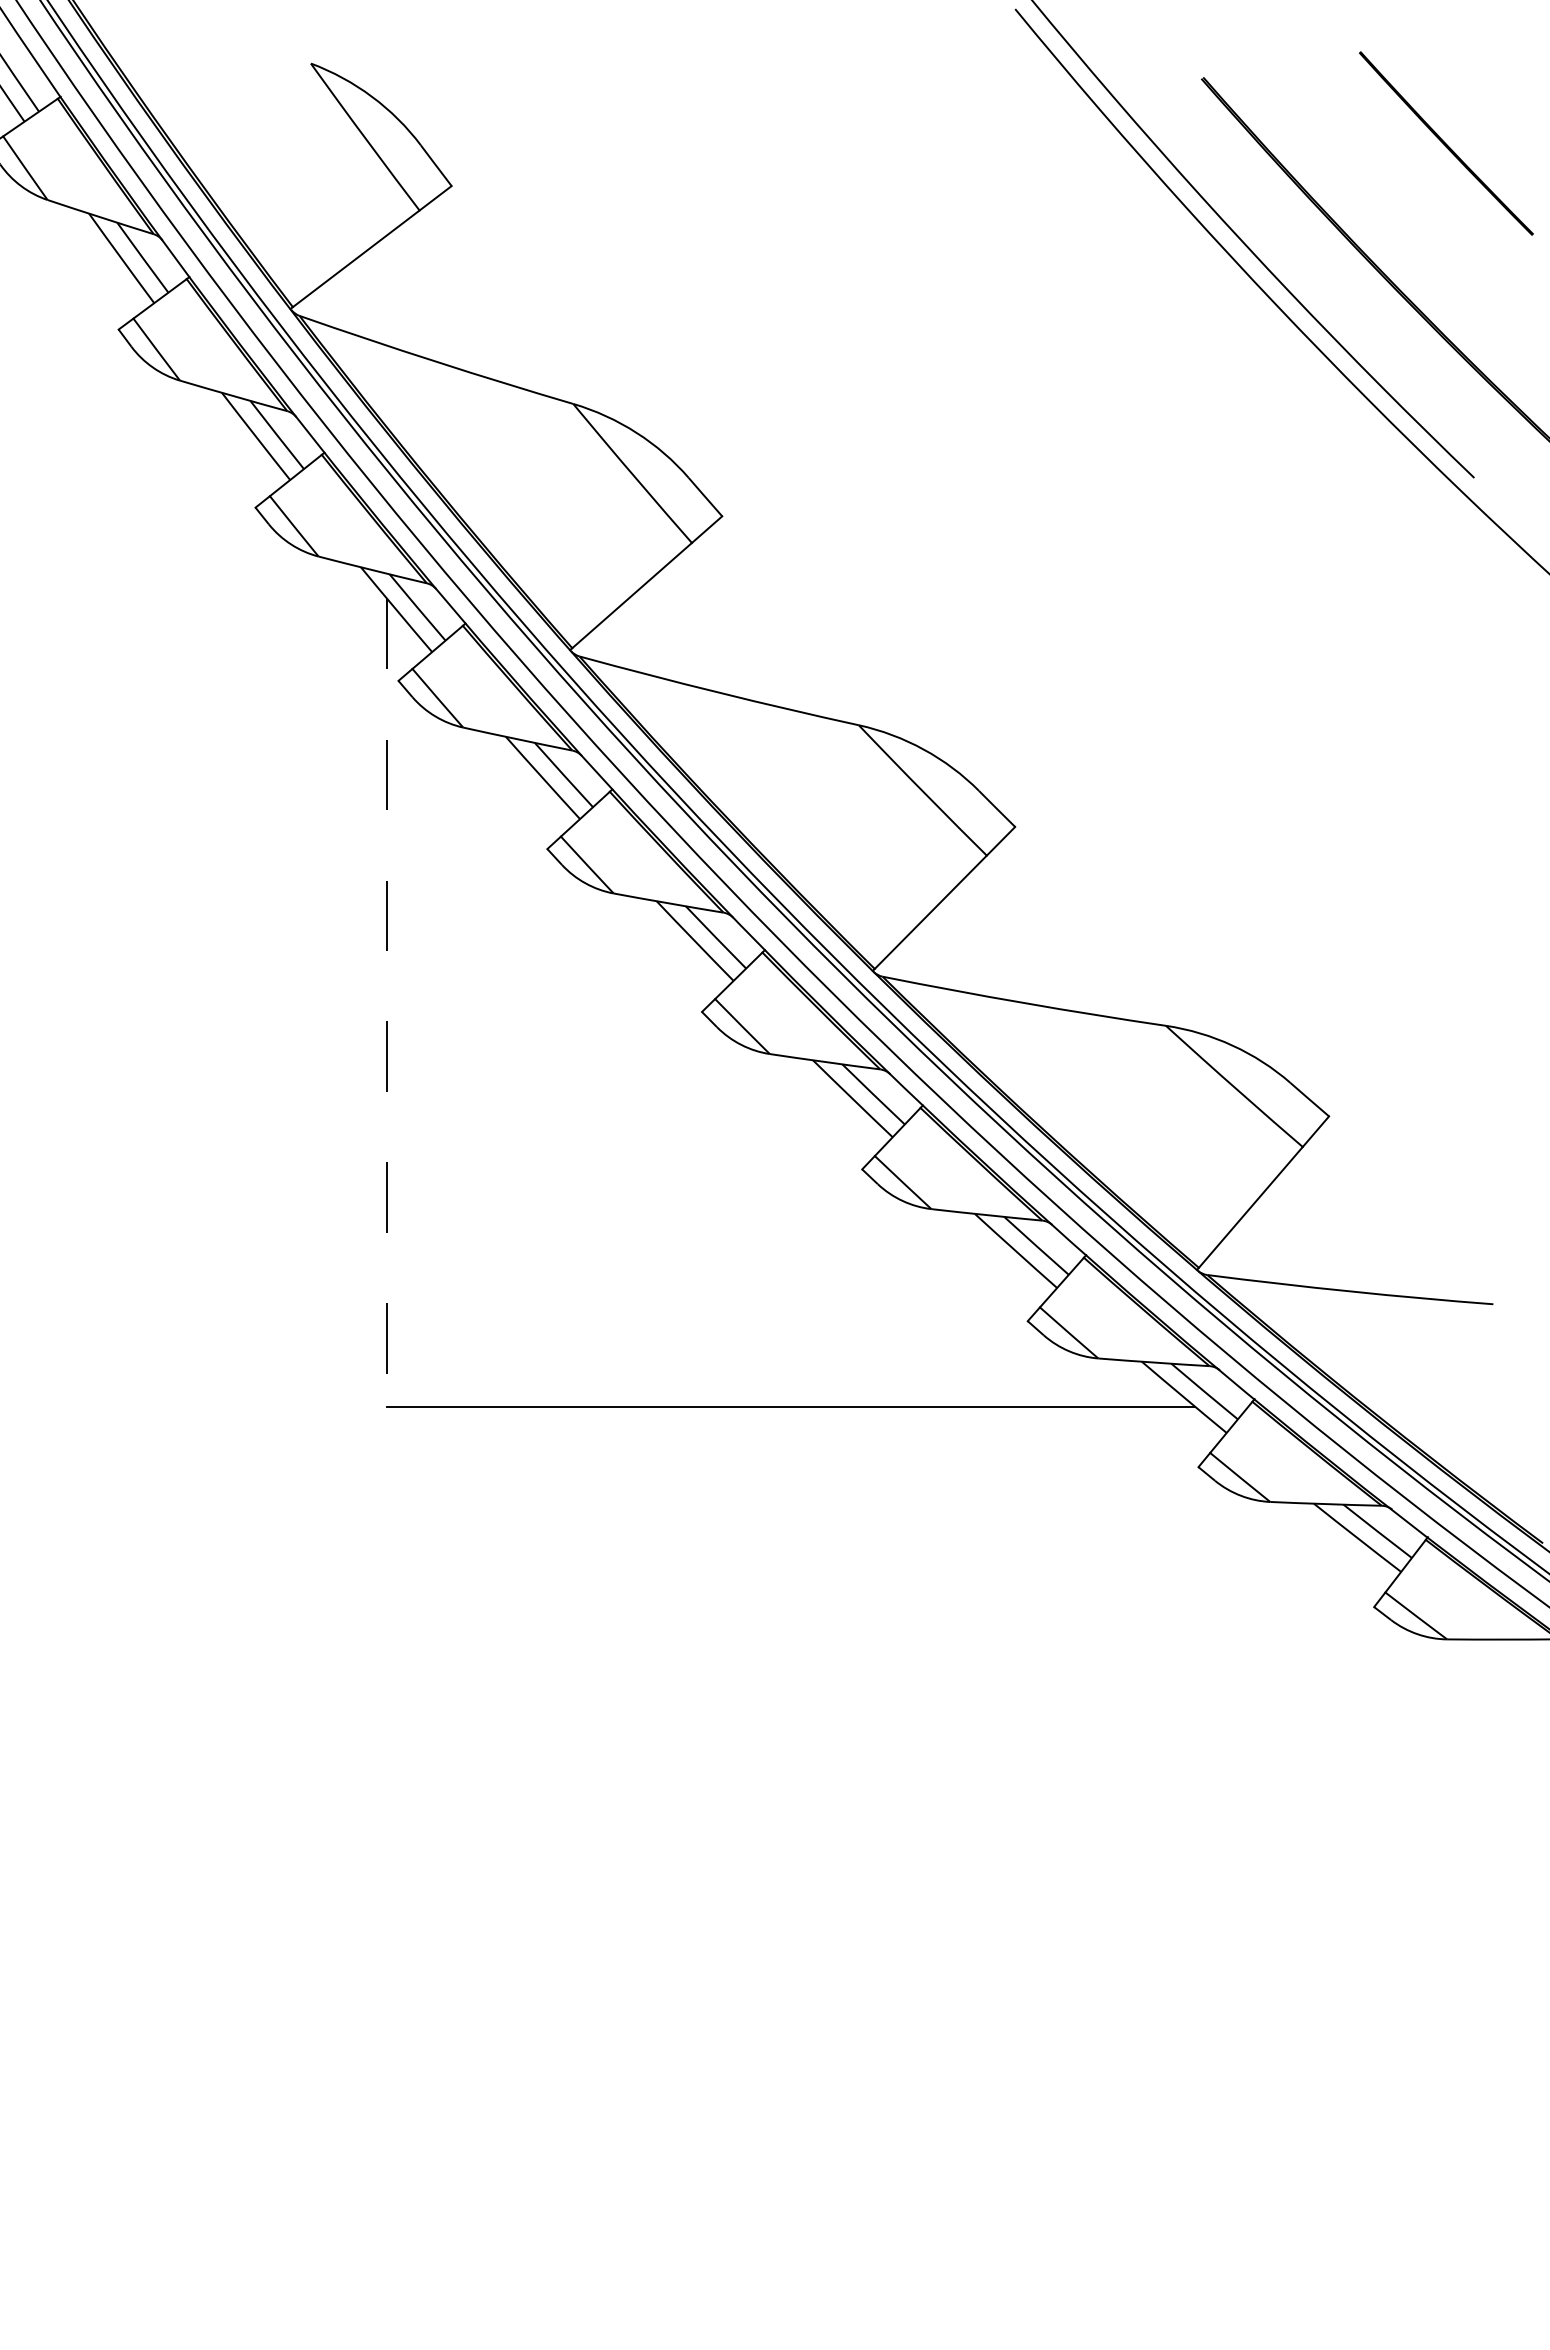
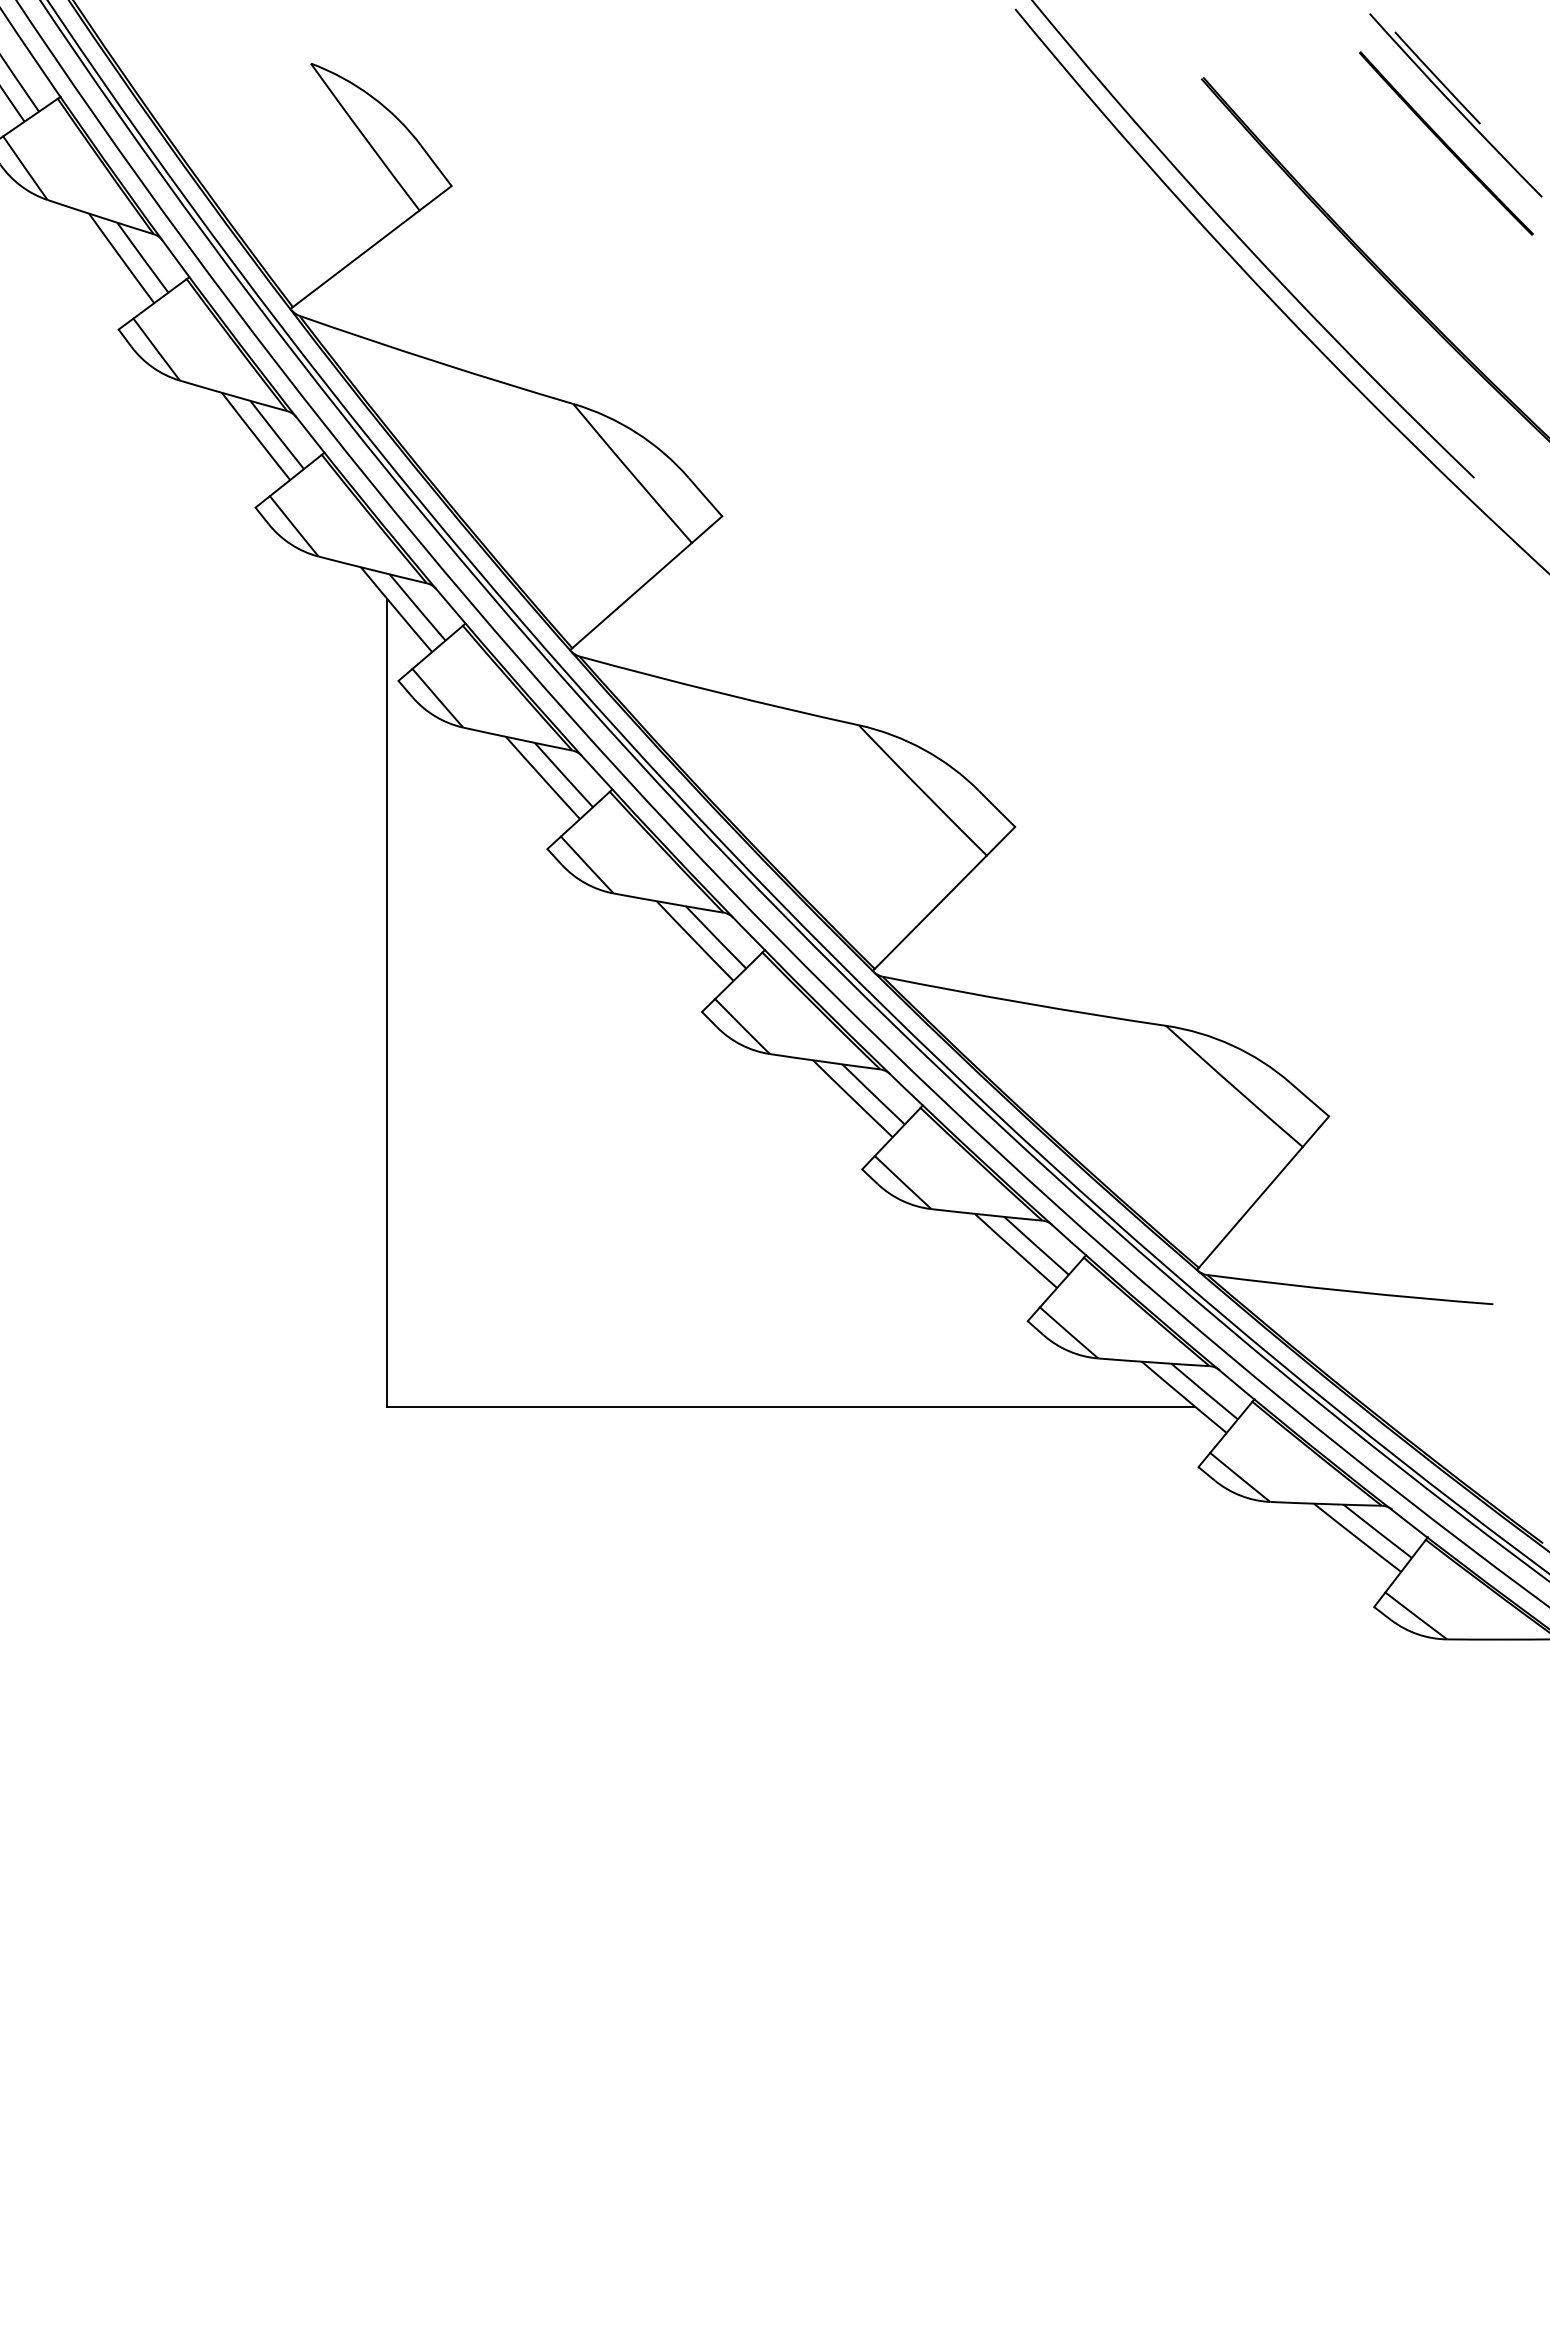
part: none -> present (1455, 105)
line: dashed -> solid (387, 1002)
